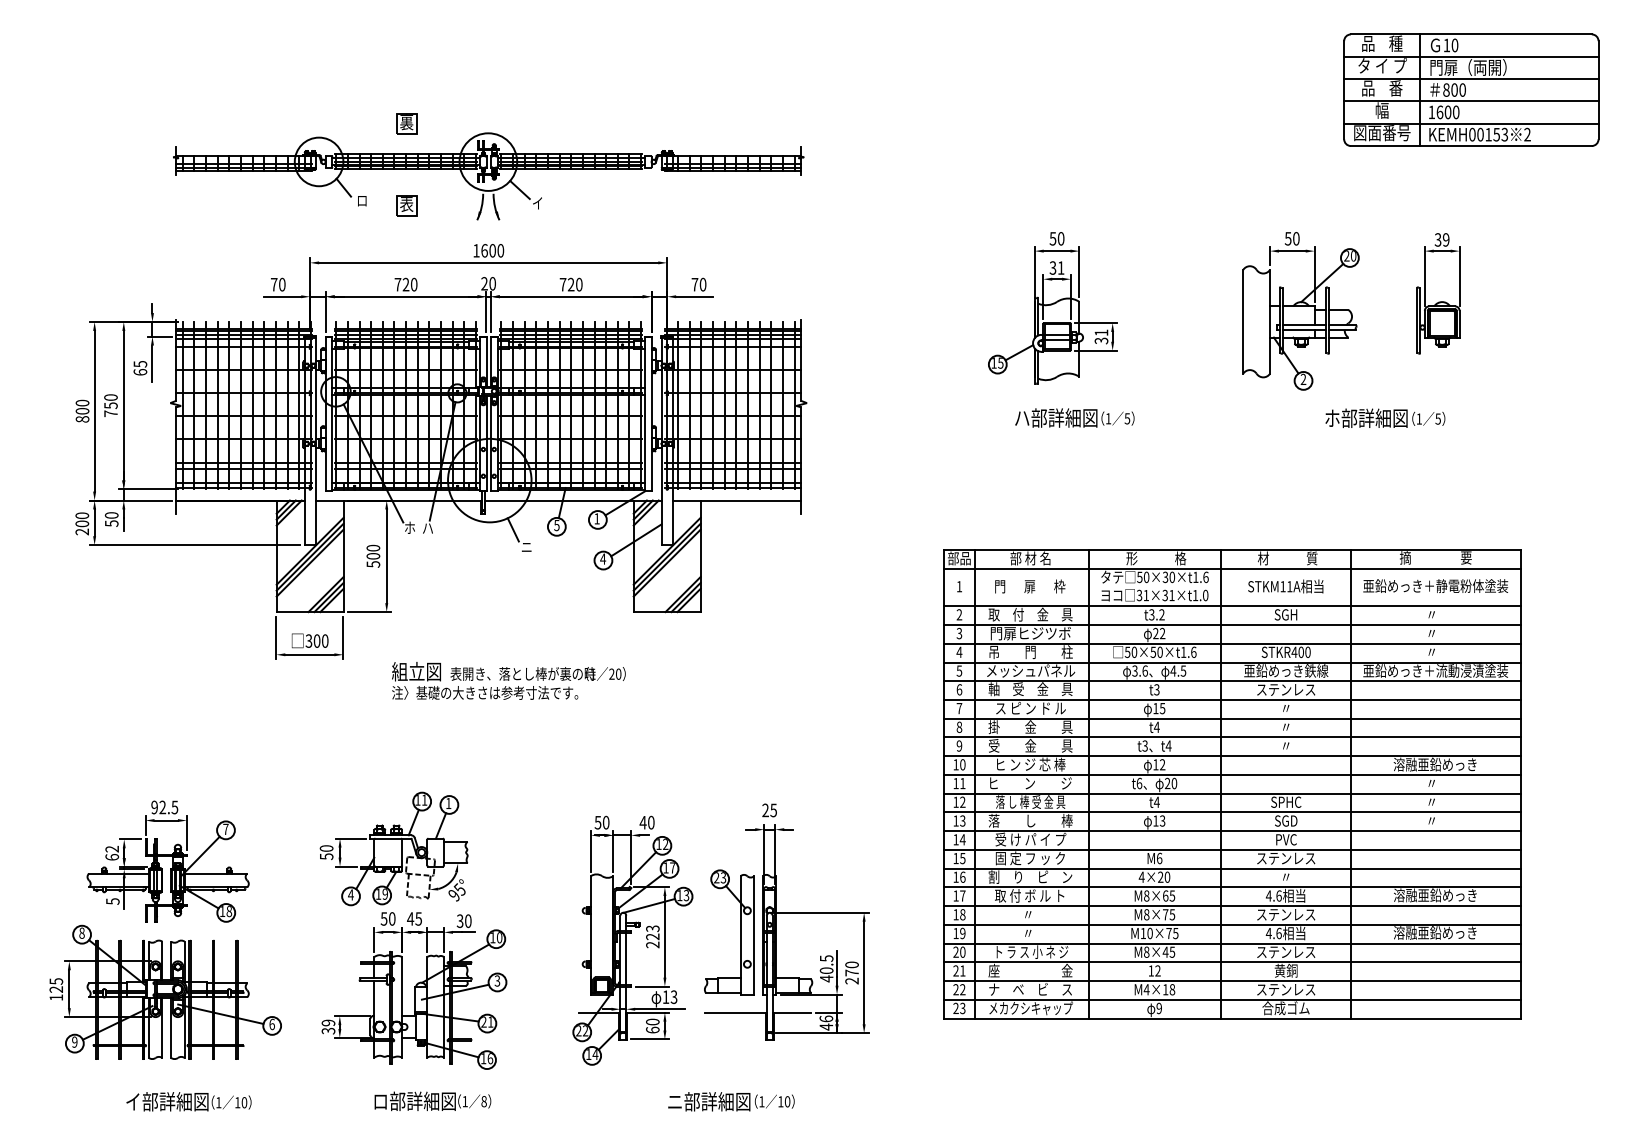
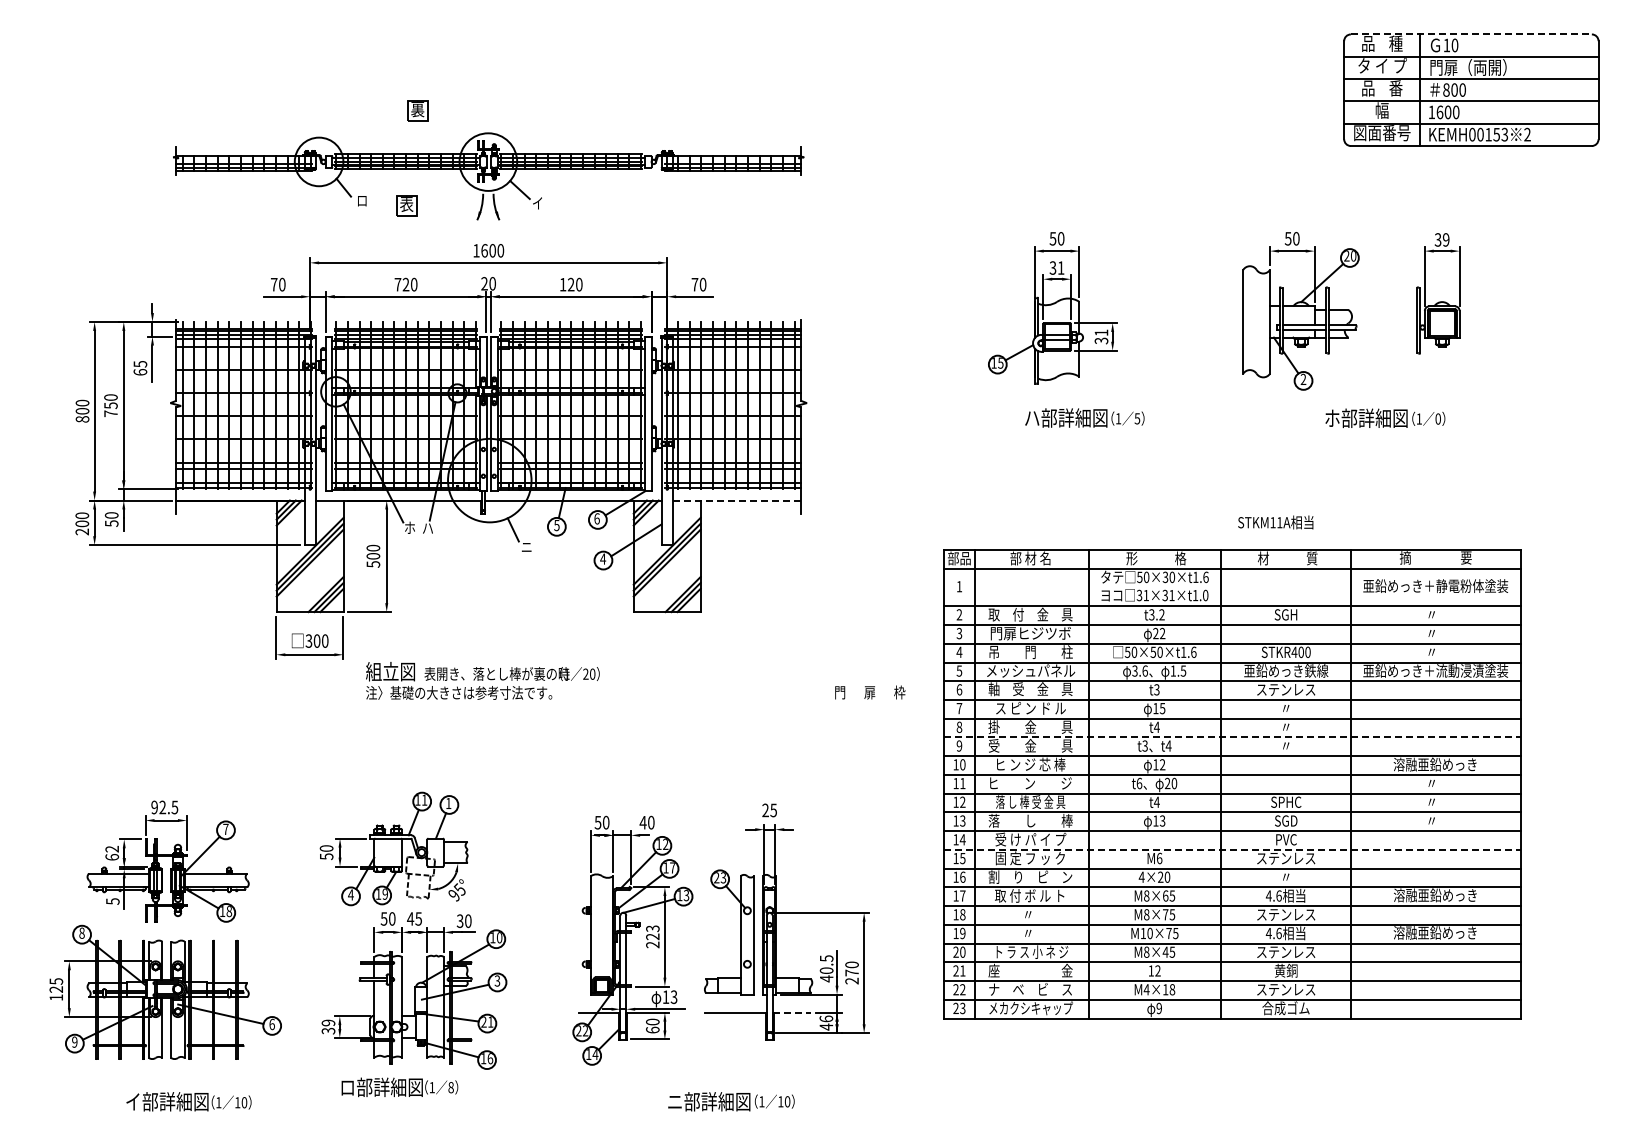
line: solid -> dashed (1471, 34)
part position: (406, 123) -> (417, 110) (417, 110)
text: 720 -> 120 (562, 284)
text position: (1074, 417) -> (1084, 417) (1084, 417)
text: 5 -> 0 (1437, 418)
line: solid -> dashed (737, 500)
text: 1 -> 6 (596, 518)
text position: (1030, 586) -> (870, 692) (870, 692)
text position: (1285, 586) -> (1275, 522) (1275, 522)
text: 4.5 -> 1.5 (1173, 670)
text position: (508, 680) -> (482, 680) (482, 680)
line: solid -> dashed (1232, 737)
line: solid -> dashed (1232, 849)
line: solid -> dashed (792, 1012)
text position: (432, 1101) -> (399, 1087) (399, 1087)
